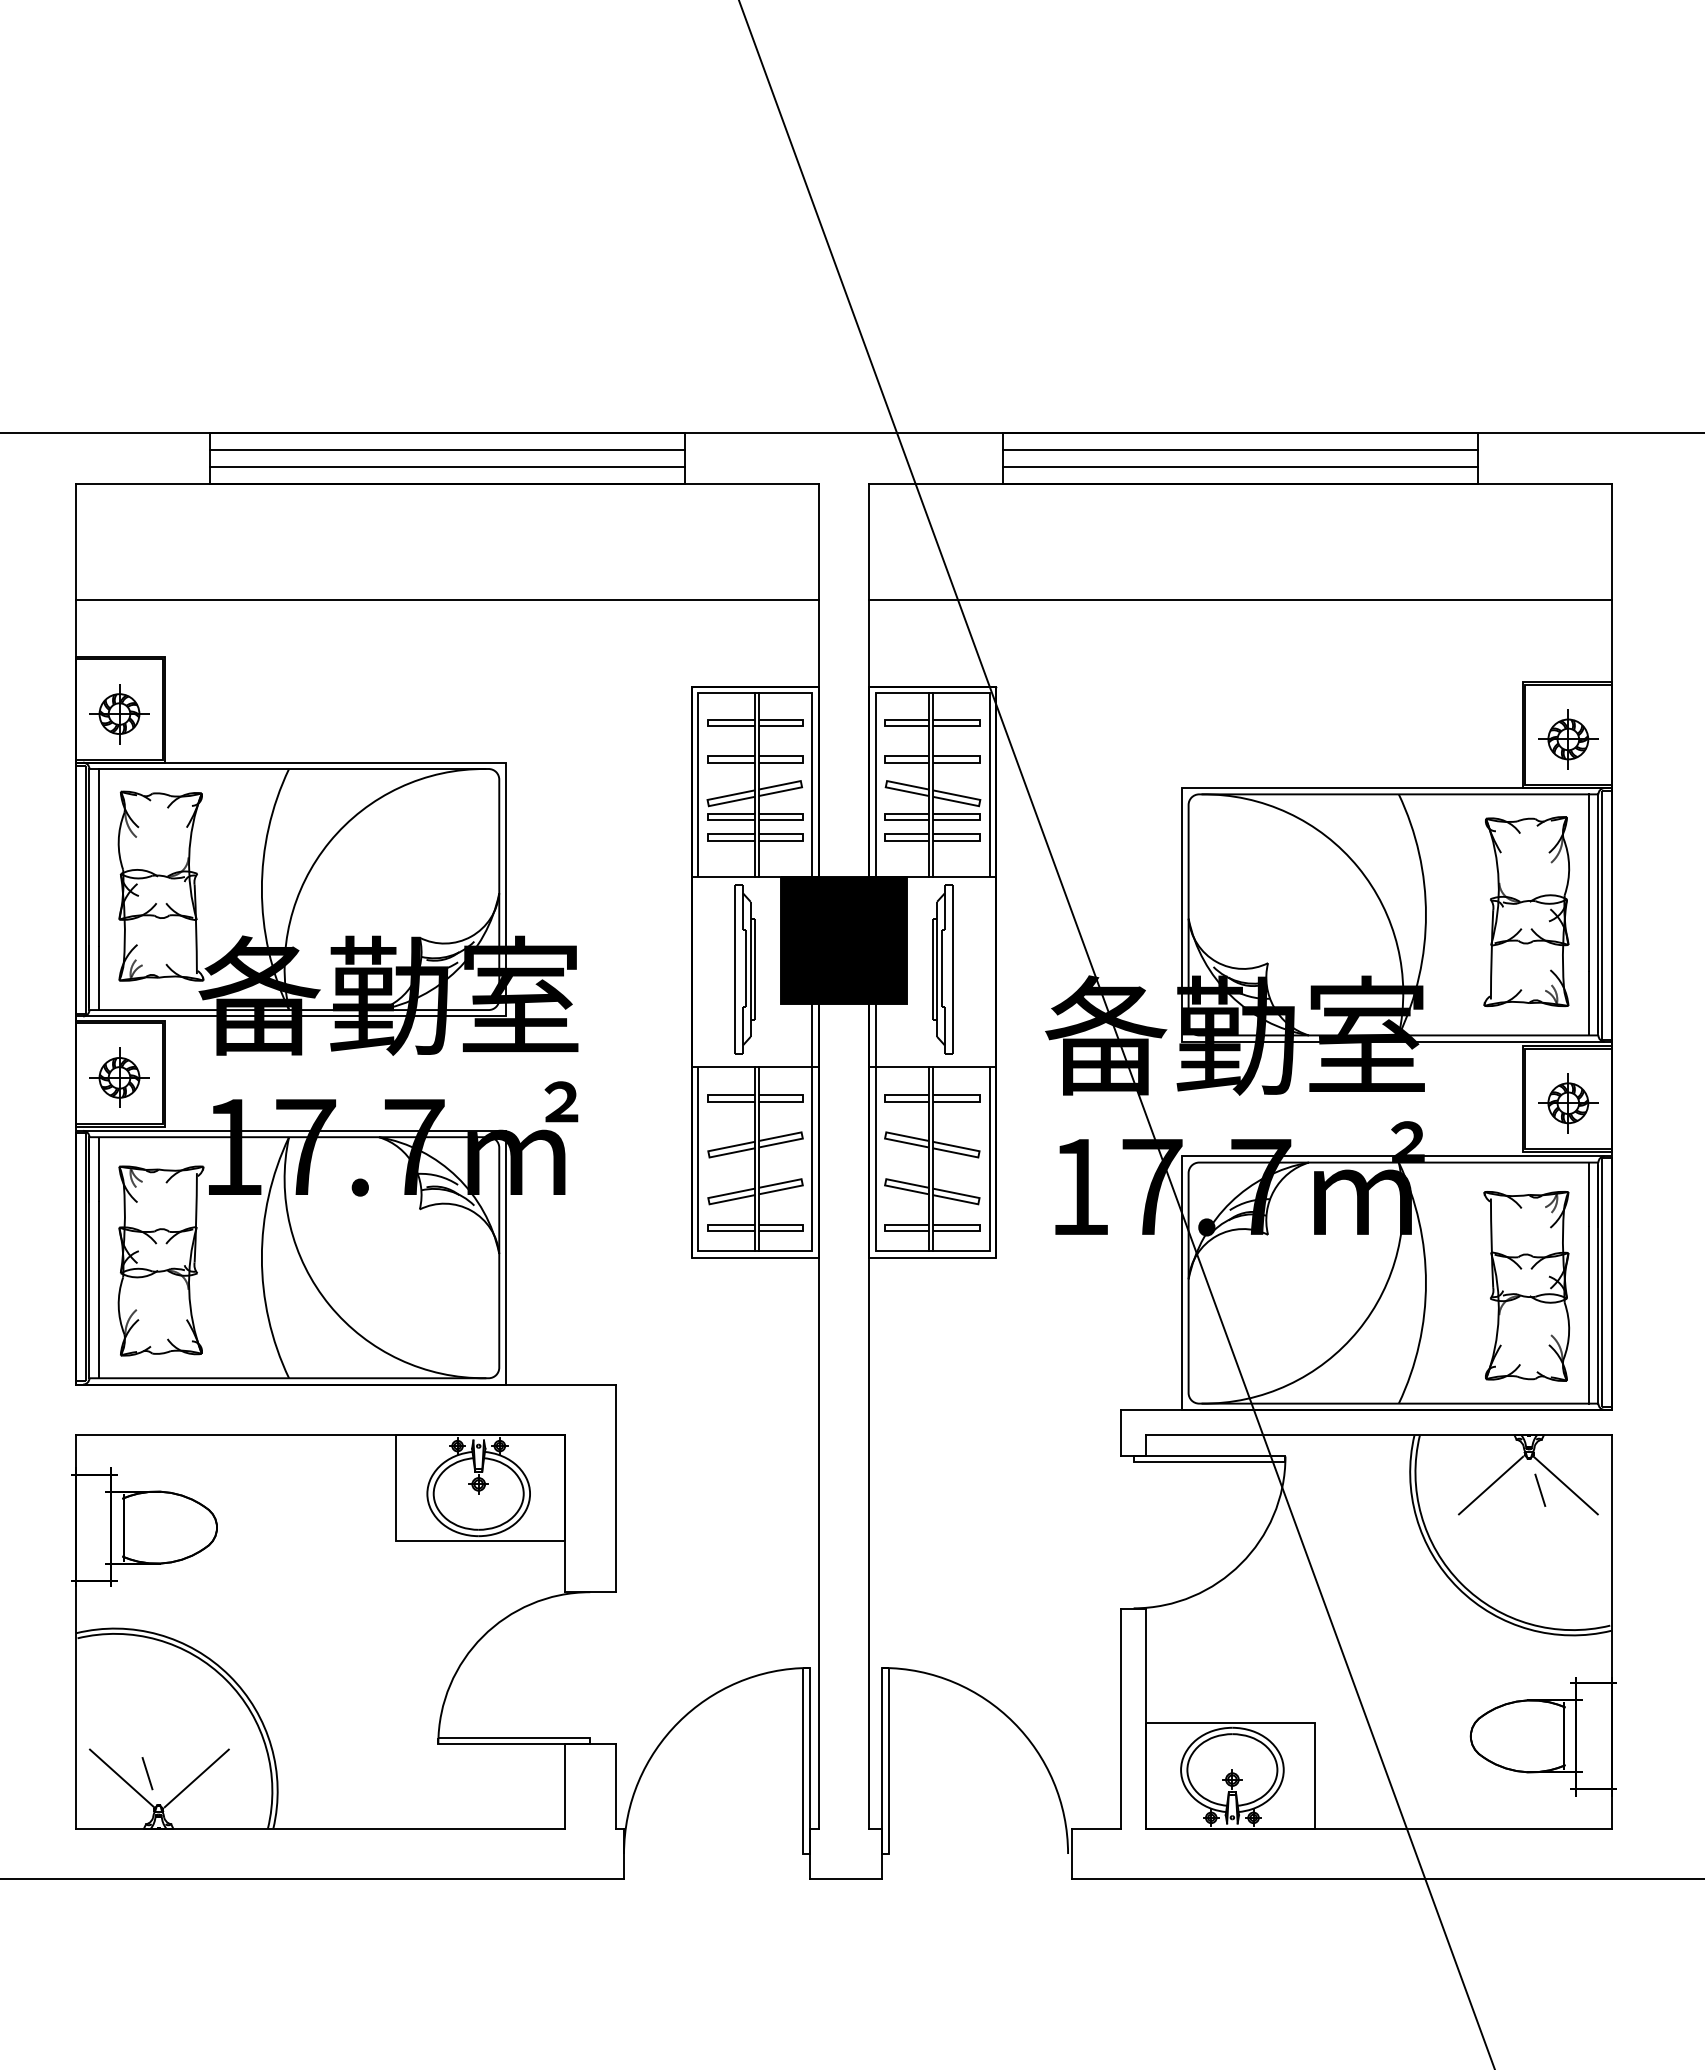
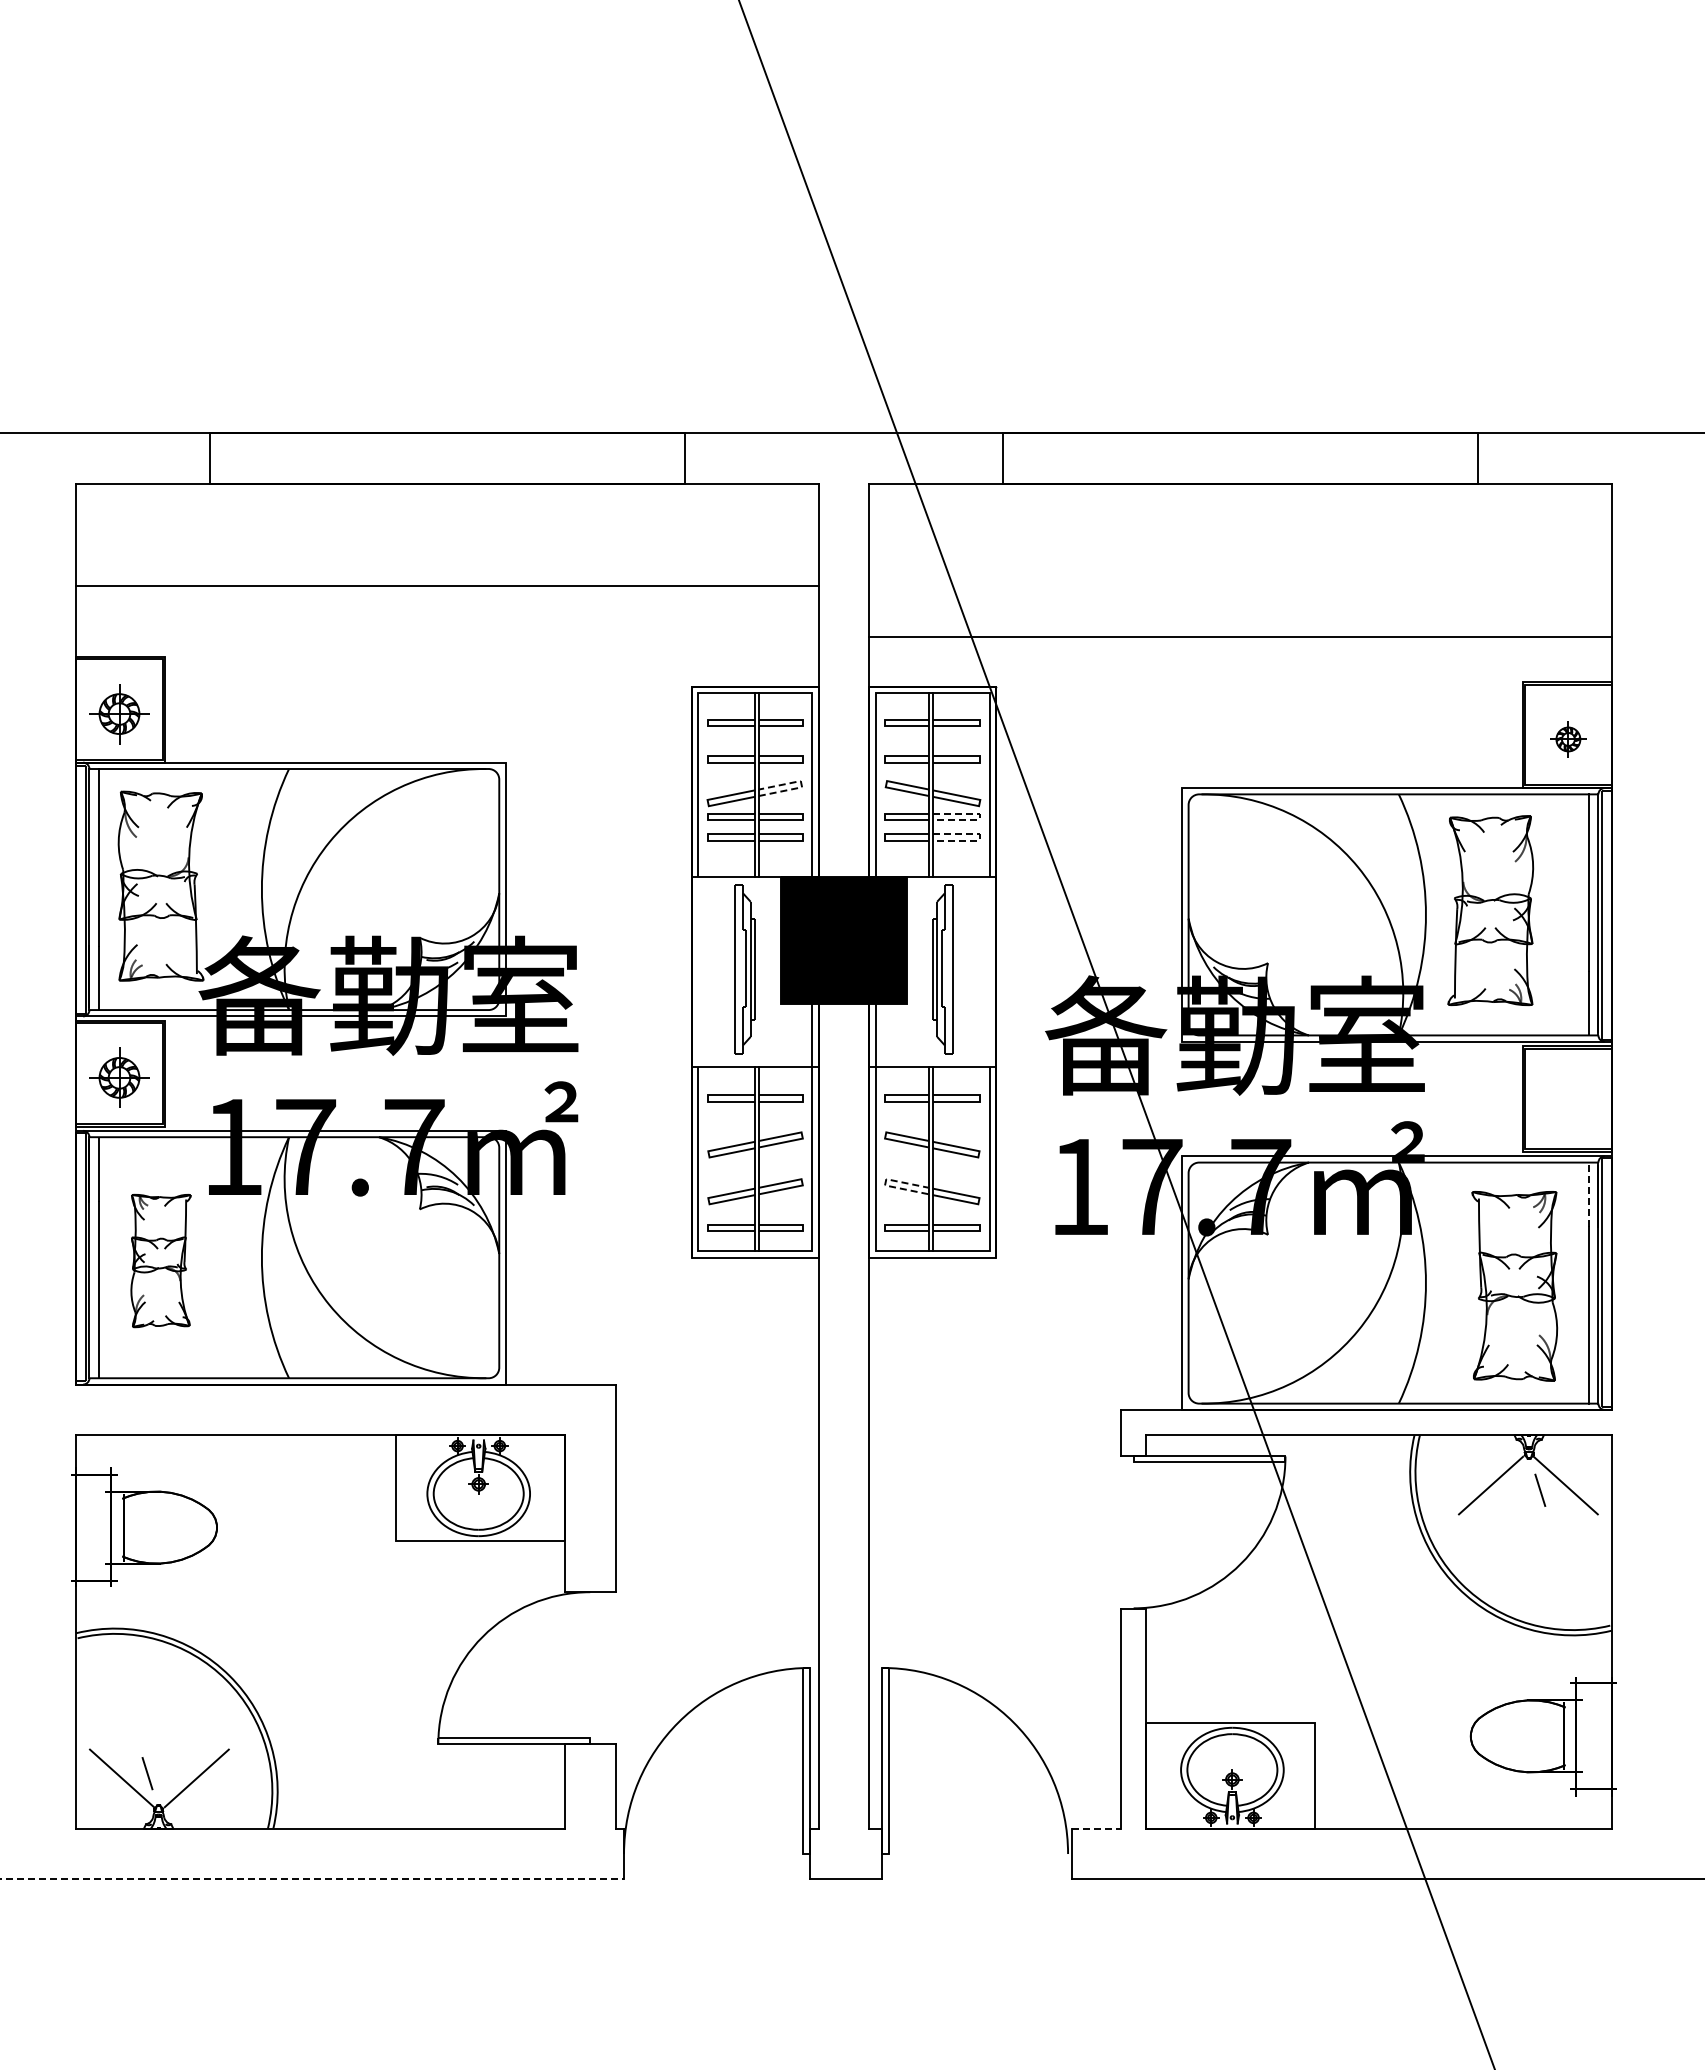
line: present -> none (447, 449)
line: present -> none (1240, 449)
line: present -> none (447, 466)
line: present -> none (1240, 466)
line position: (447, 600) -> (447, 586) (447, 586)
line position: (1240, 600) -> (1240, 637) (1240, 637)
part size: 61x61 px -> 37x37 px (1568, 739)
line: solid -> dashed (801, 784)
line: solid -> dashed (979, 817)
line: solid -> dashed (979, 837)
part position: (1526, 911) -> (1490, 910) (1490, 910)
part: present -> none (1568, 1103)
line: solid -> dashed (885, 1182)
line: solid -> dashed (1589, 1194)
part size: 88x192 px -> 62x136 px (160, 1260)
part position: (1526, 1286) -> (1514, 1286) (1514, 1286)
line: solid -> dashed (1097, 1828)
line: solid -> dashed (312, 1879)
